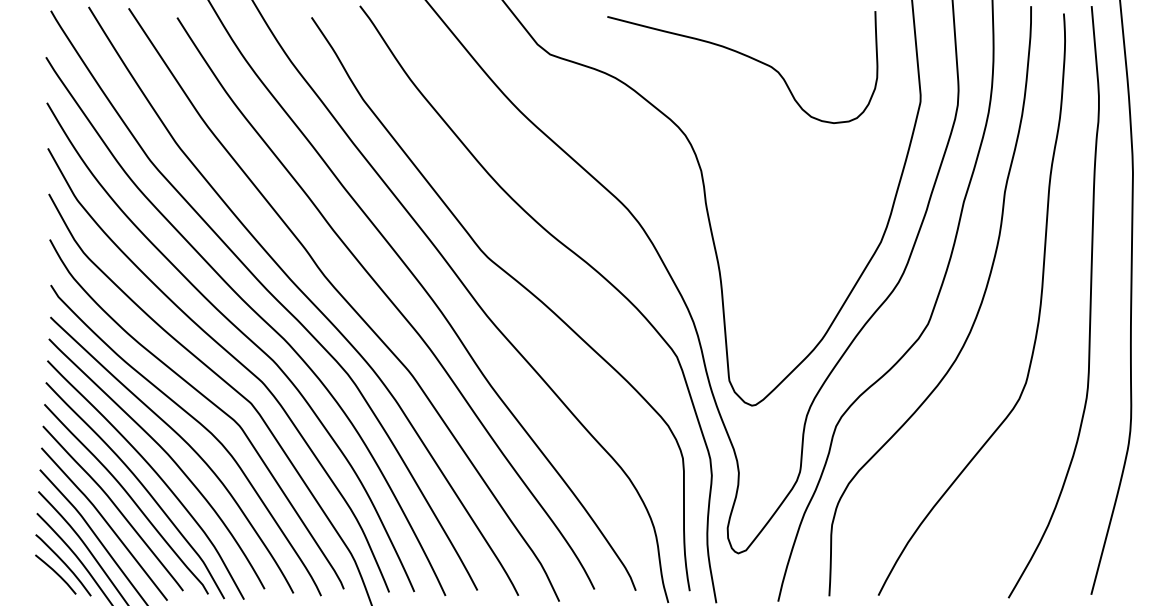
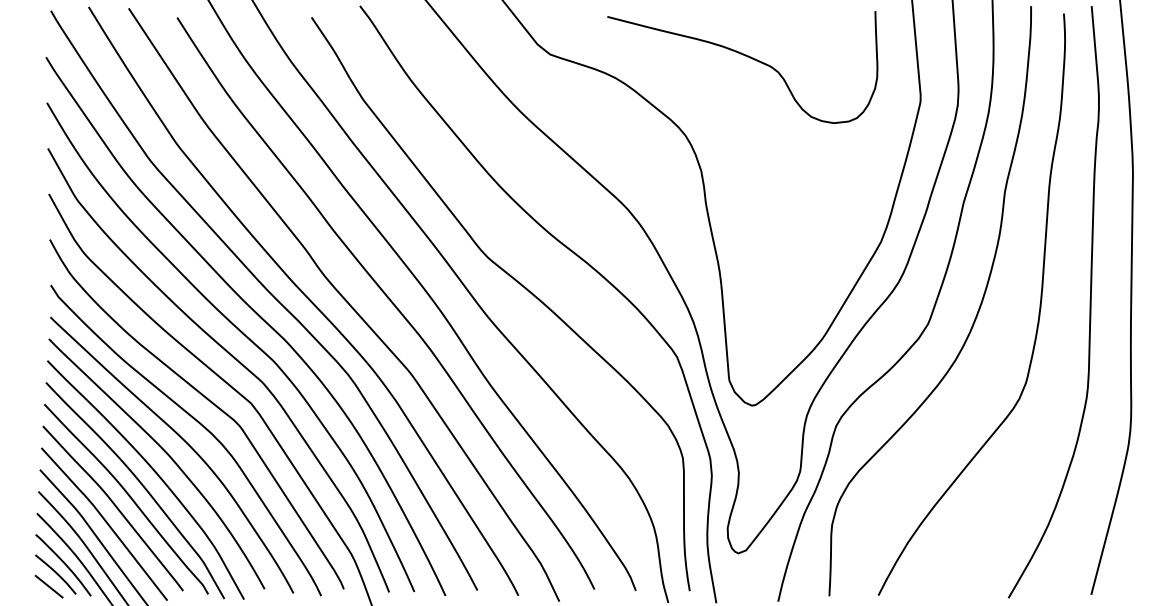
line: none -> present (48, 586)
